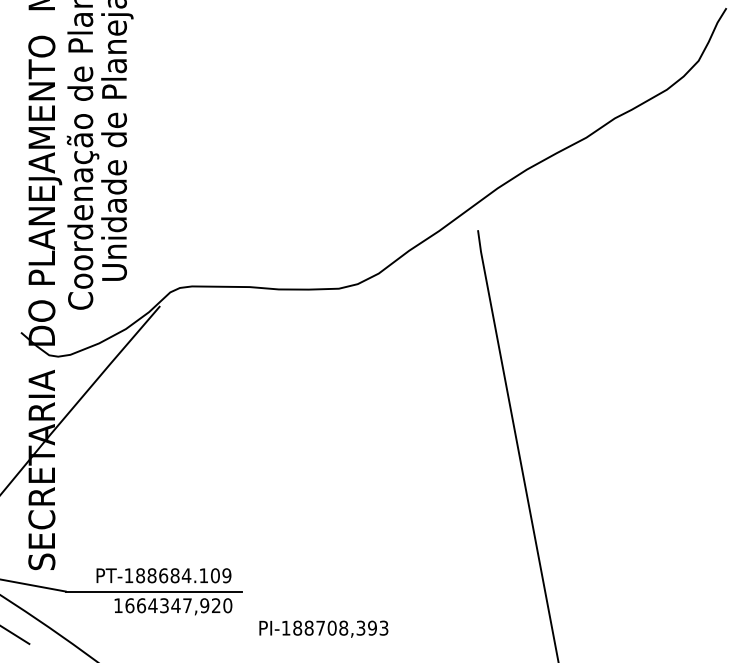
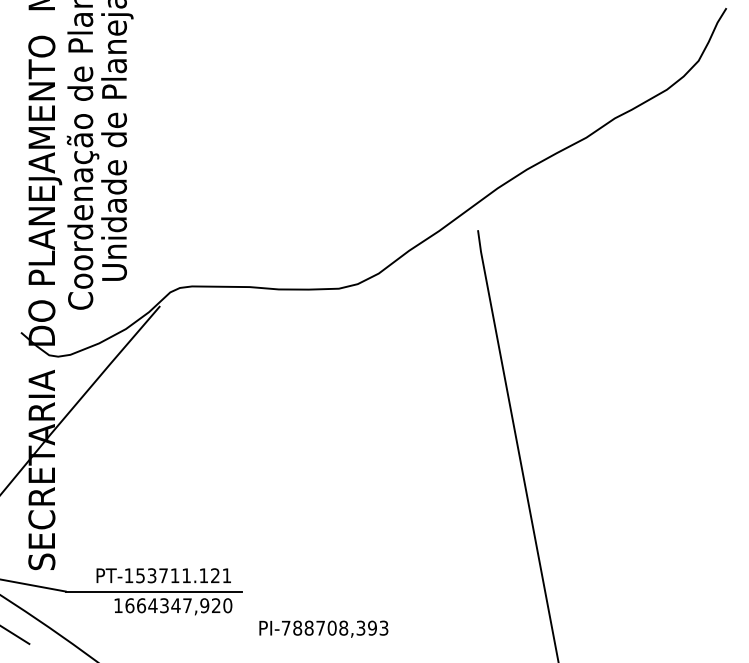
text: PT-188684.109 -> PT-153711.121 (183, 575)
text: PI-188708,393 -> PI-788708,393 (286, 627)
